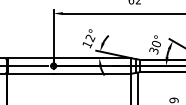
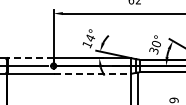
text: 12° -> 14° (90, 38)
line: solid -> dashed (30, 58)
line: solid -> dashed (92, 73)
